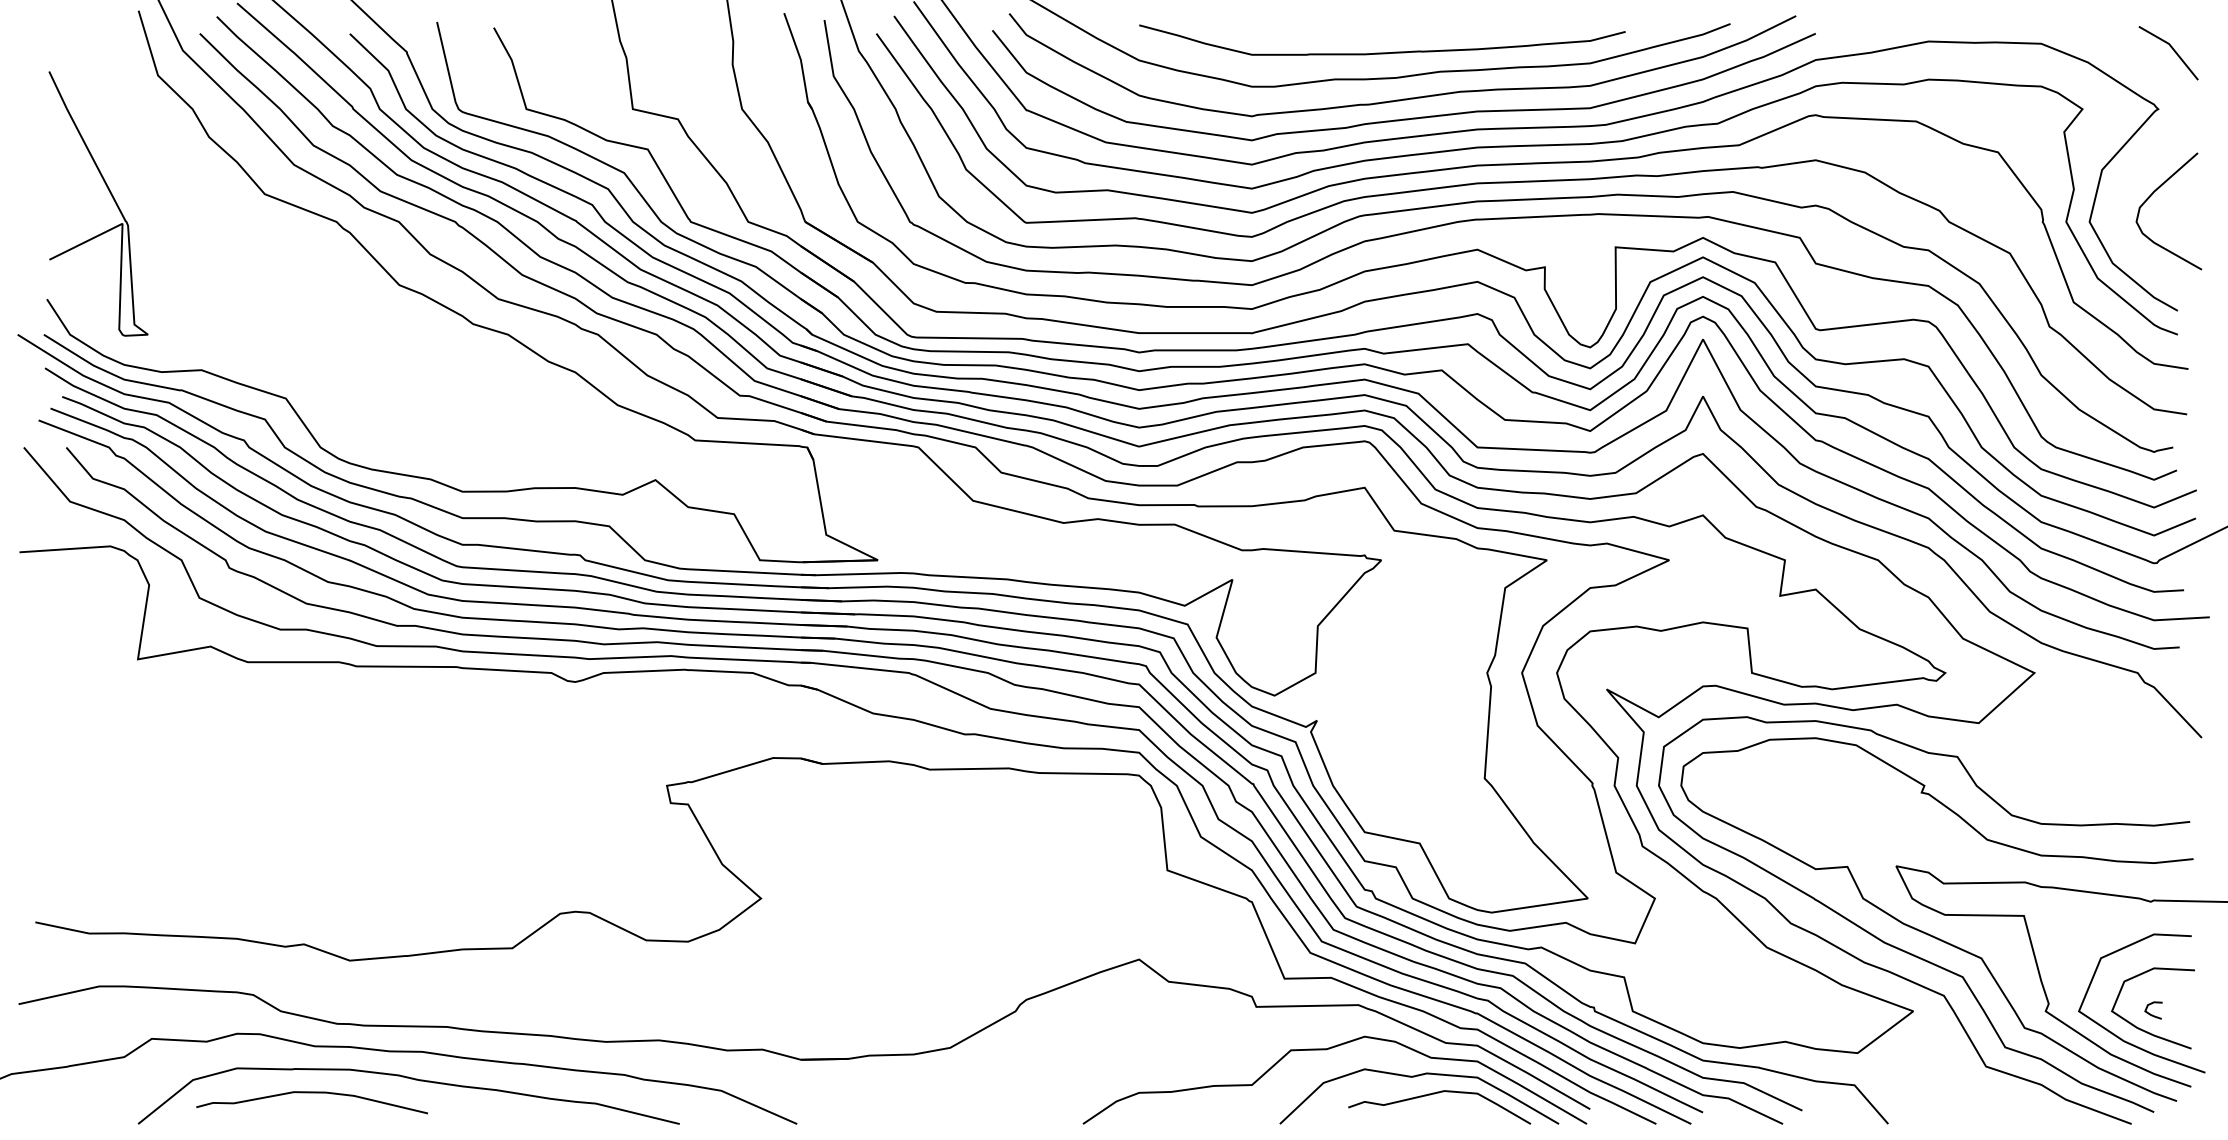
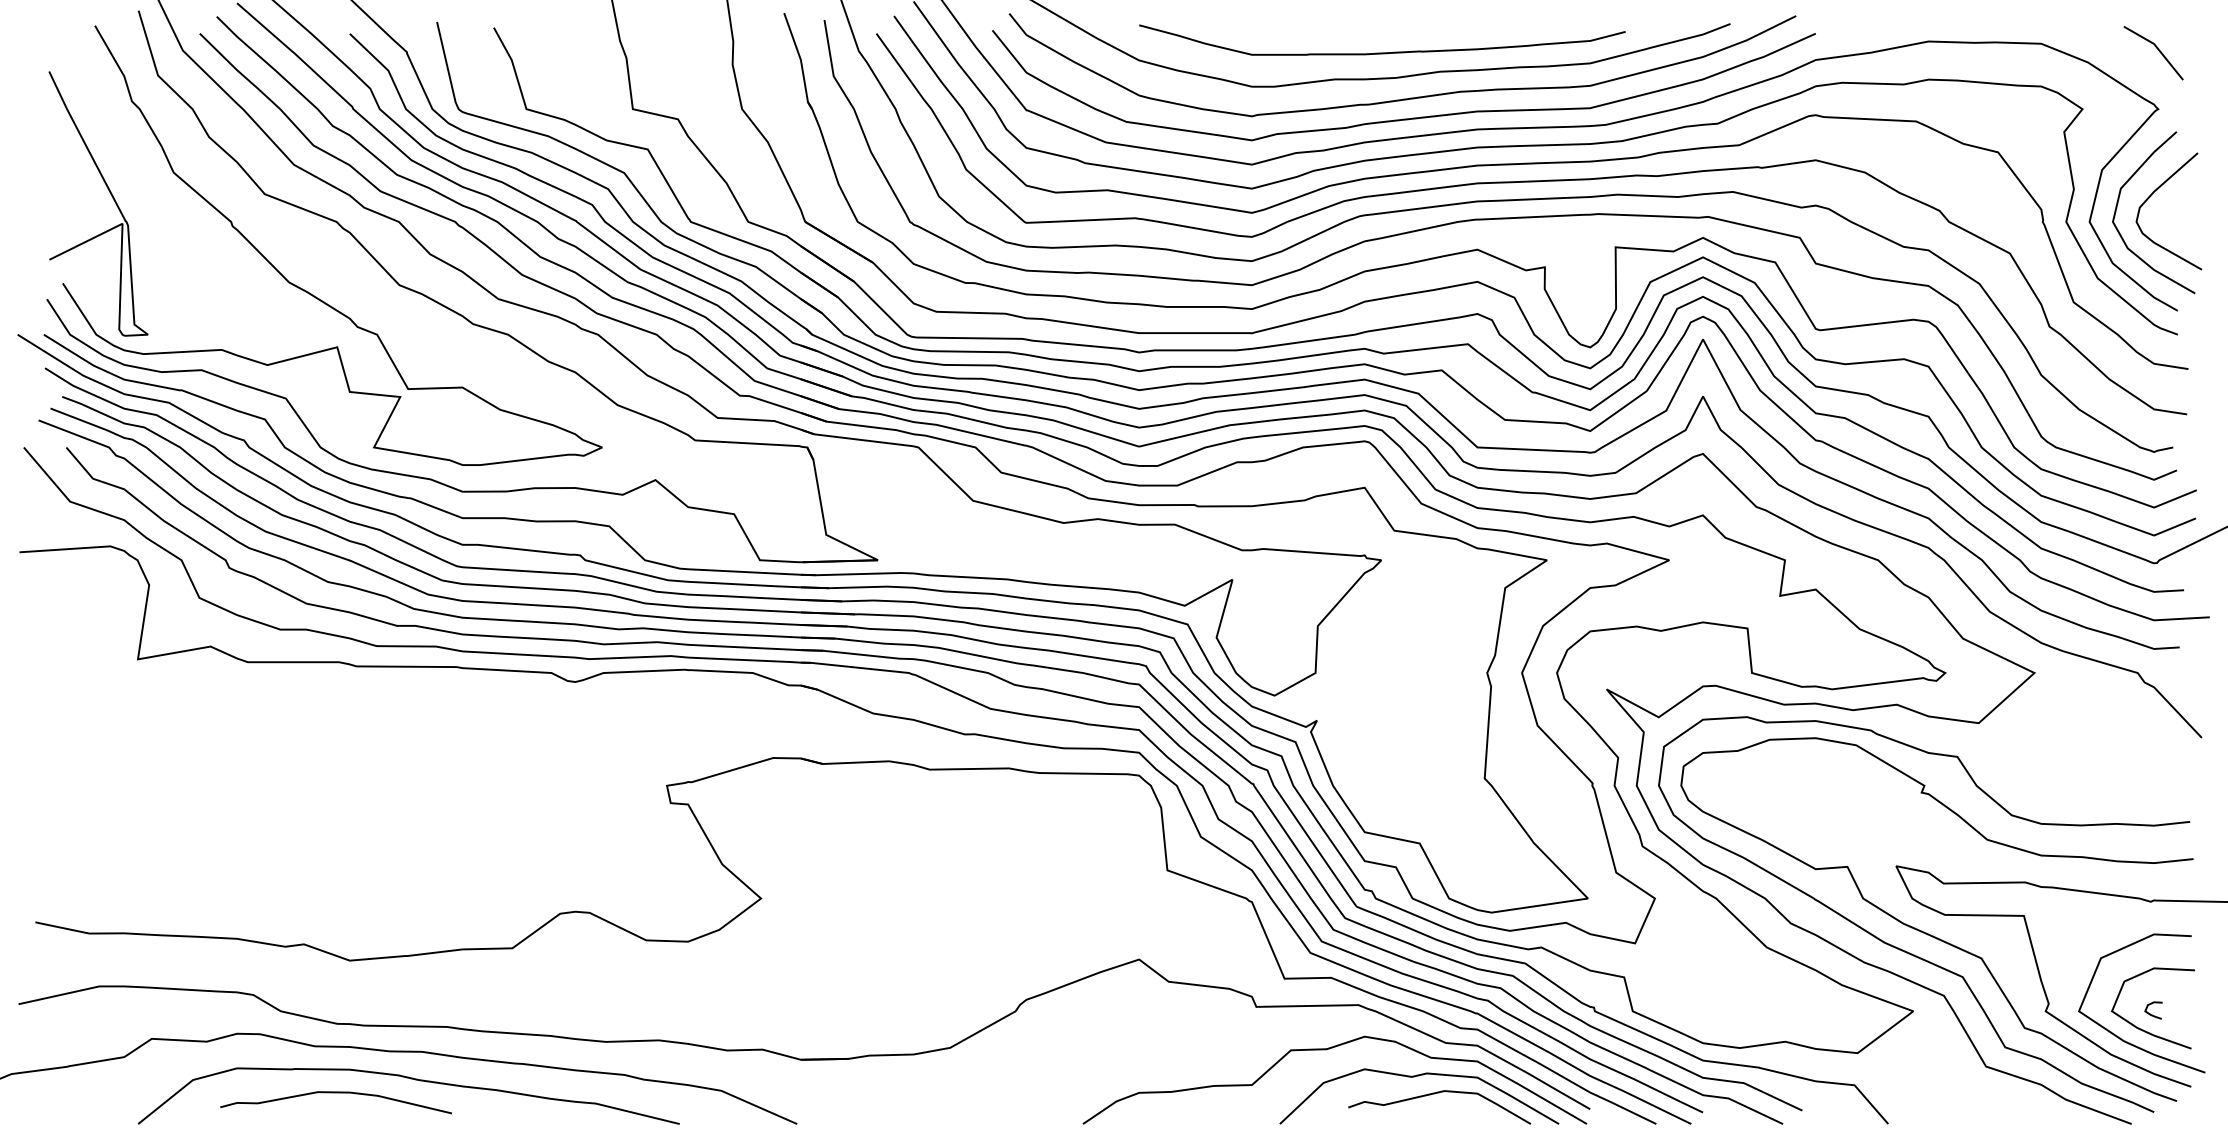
line position: (2173, 51) -> (2158, 51) (2158, 51)
curve: none -> present (2118, 203)
curve: none -> present (308, 291)
curve position: (311, 1093) -> (335, 1093) (335, 1093)
